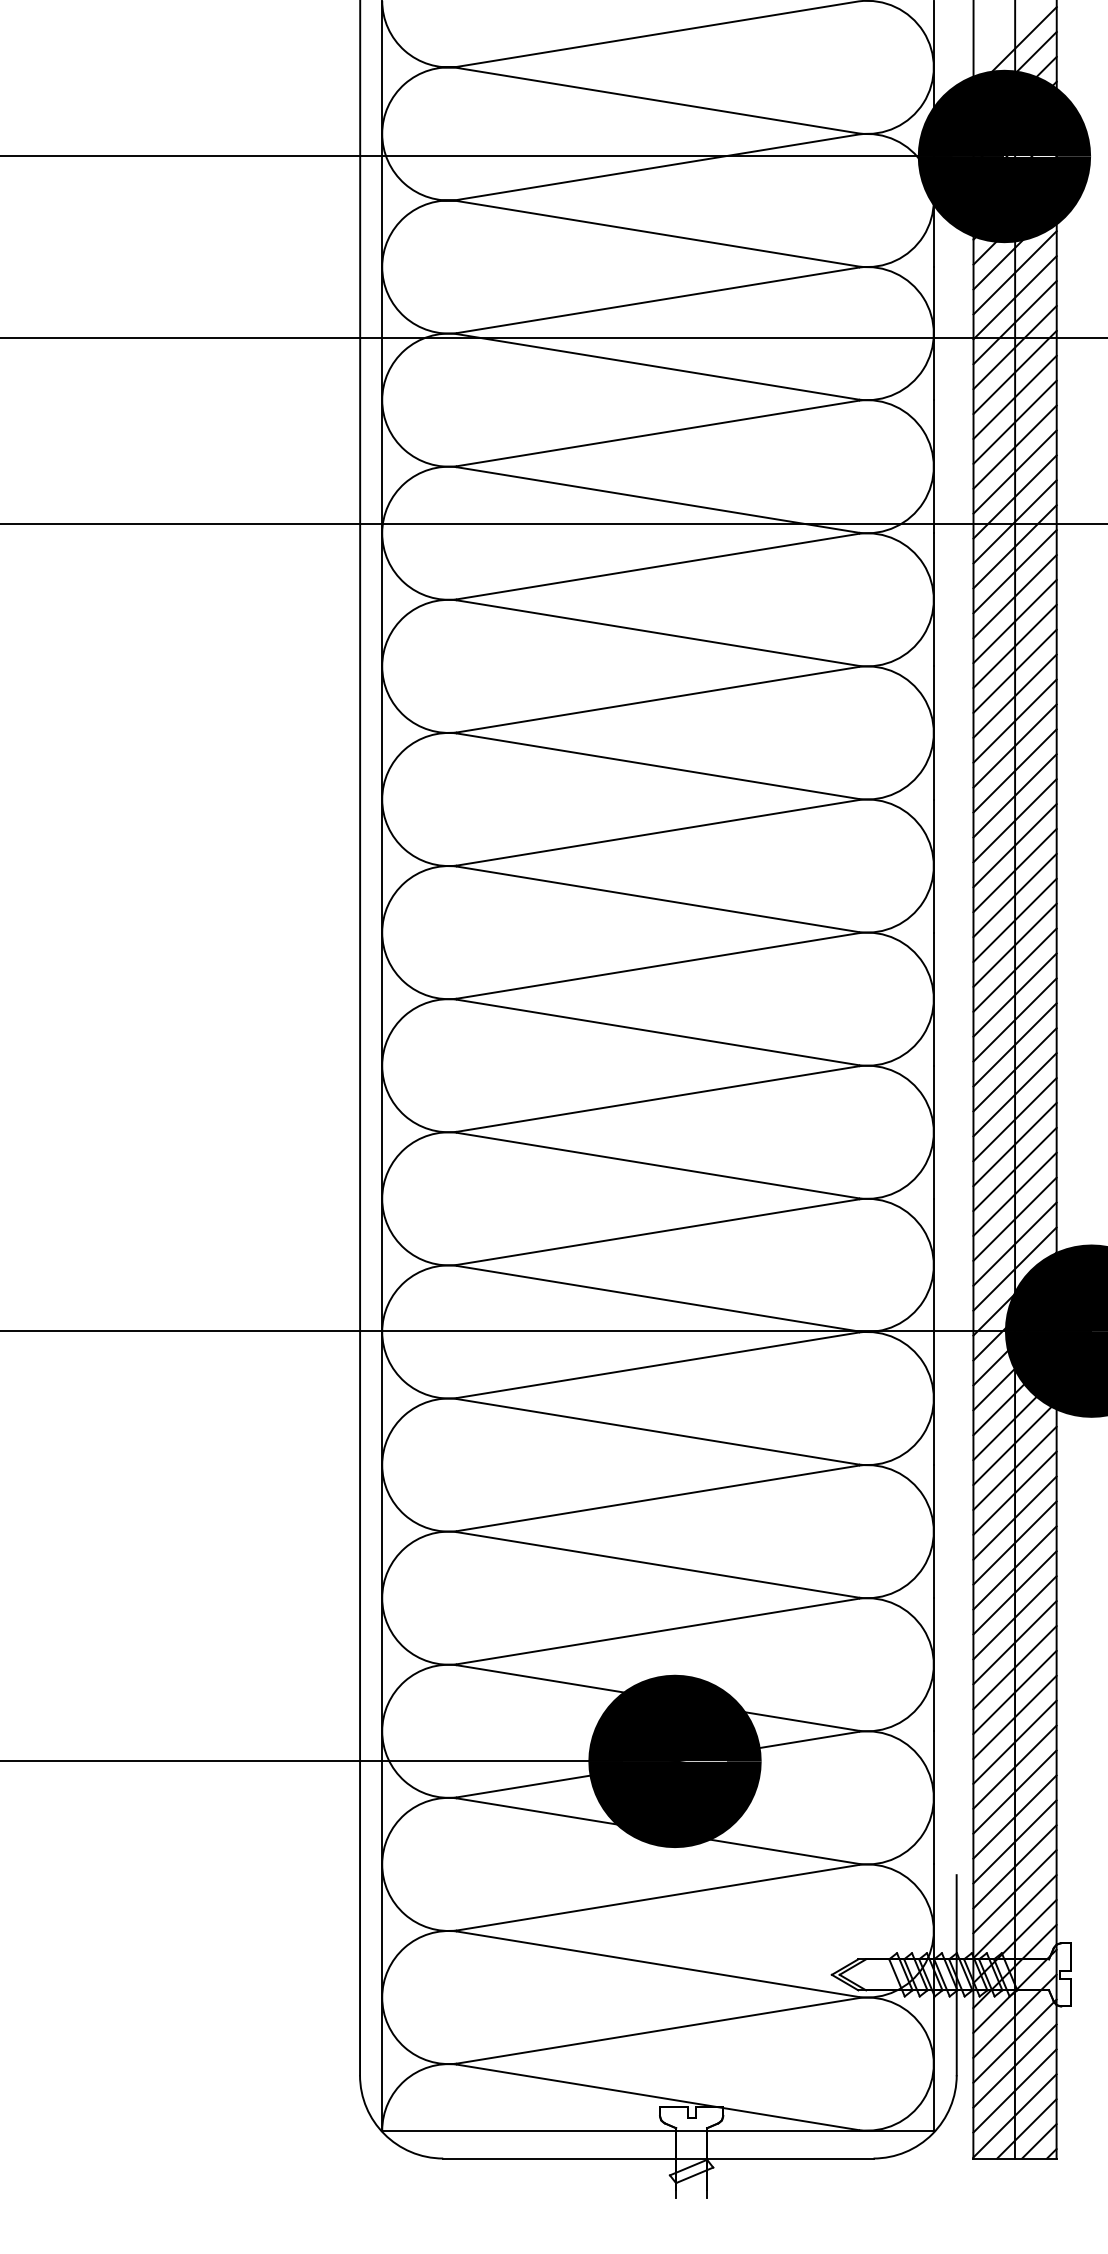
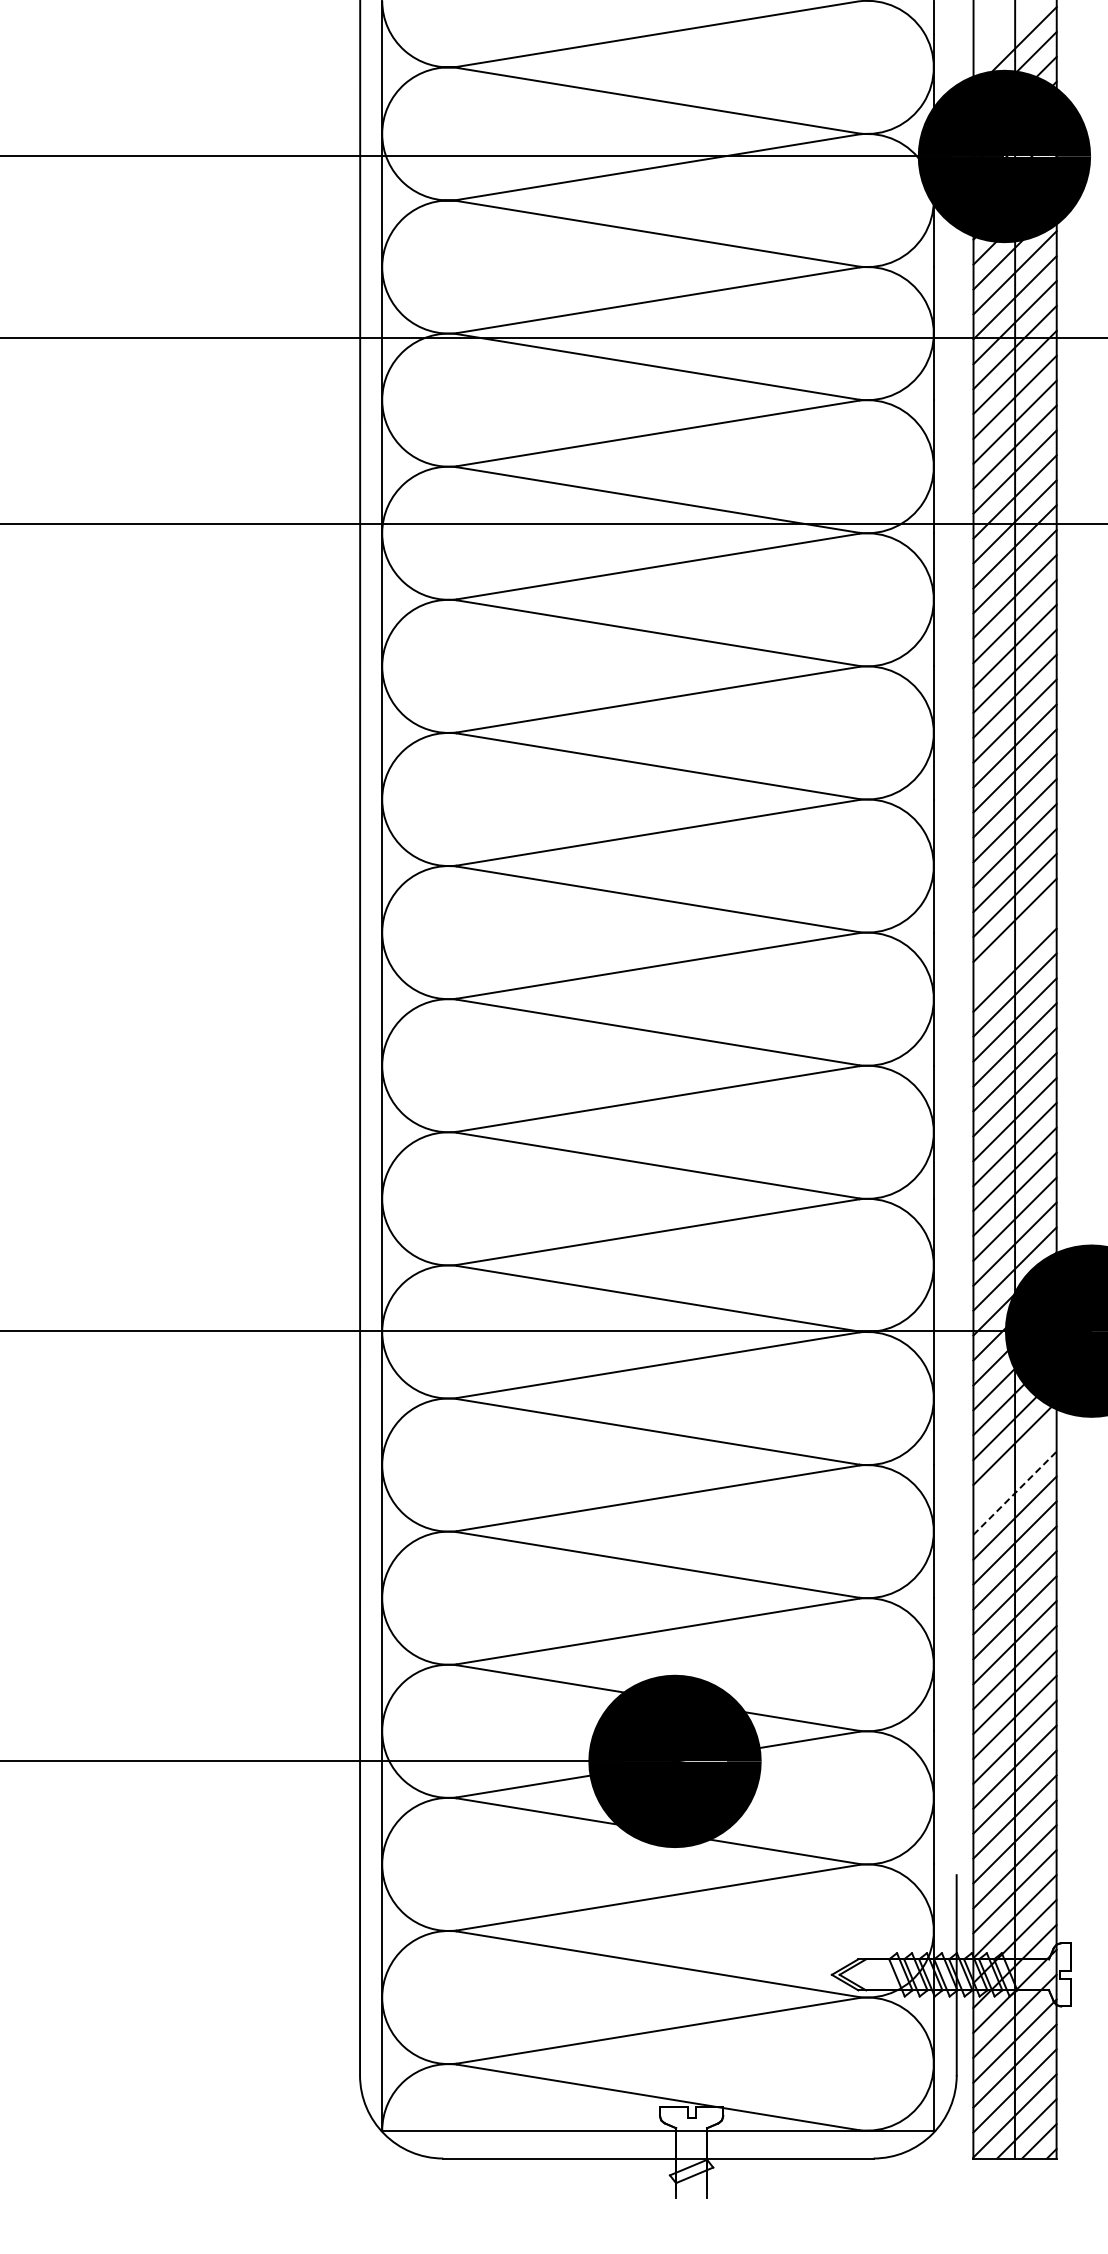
line: present -> none (1014, 944)
line: present -> none (1014, 1467)
line: solid -> dashed (1015, 1493)
